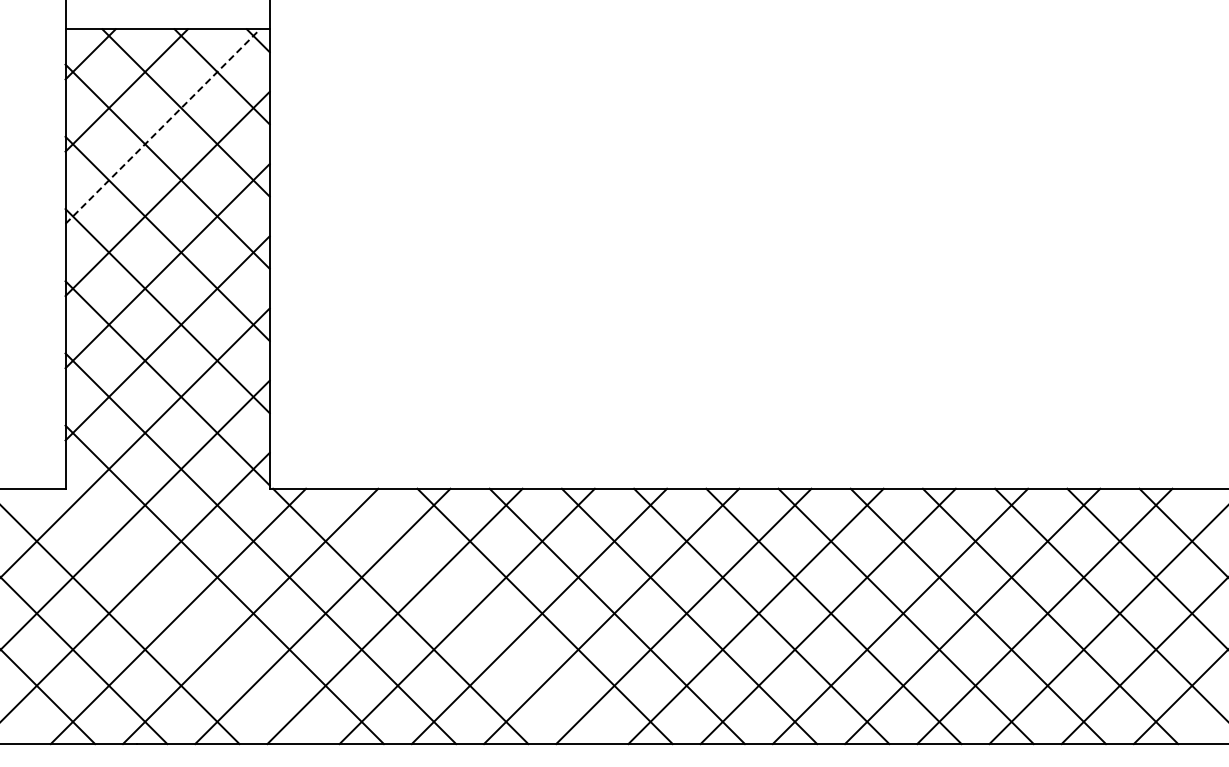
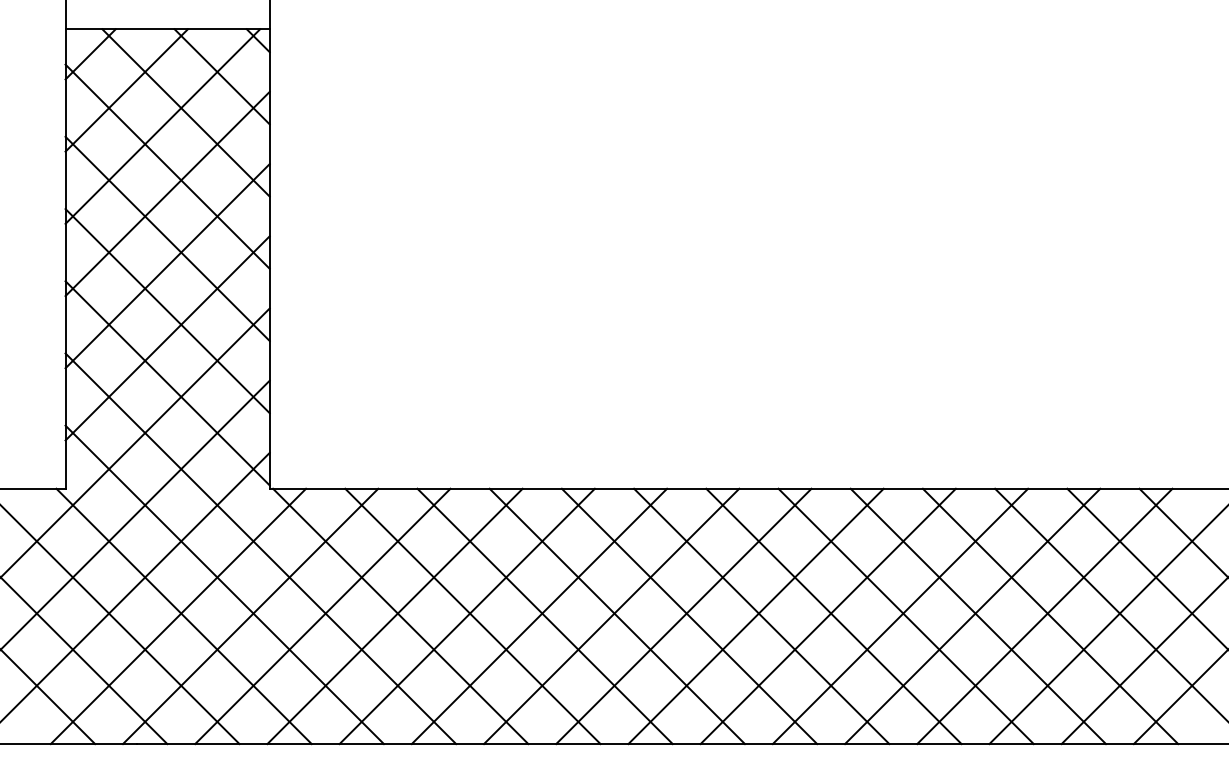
line: dashed -> solid (162, 126)
line: none -> present (183, 616)
line: none -> present (472, 616)
